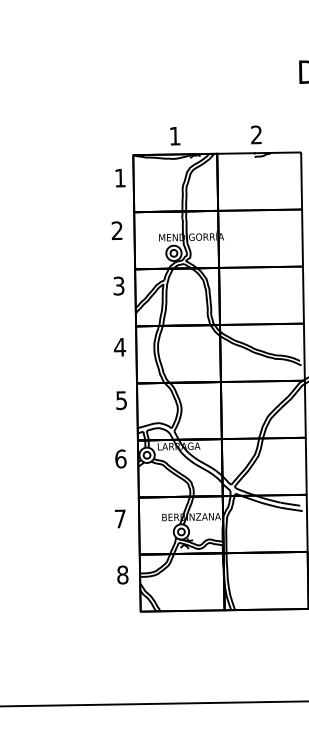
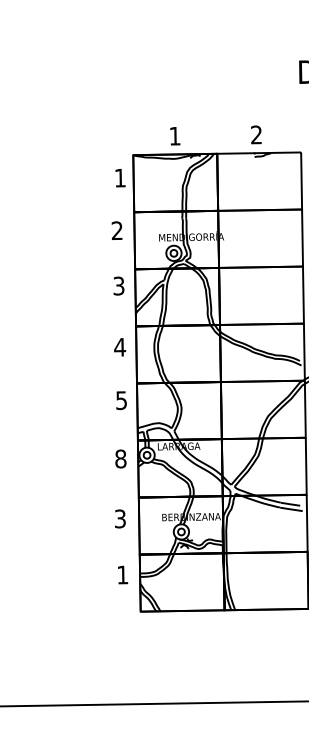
text: 6 -> 8 (120, 458)
text: 7 -> 3 (120, 518)
text: 8 -> 1 (122, 574)
